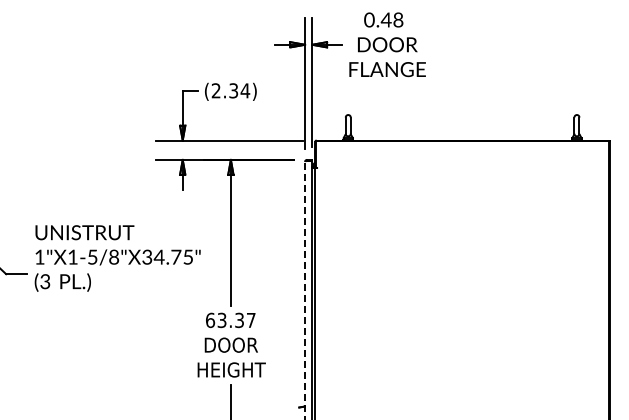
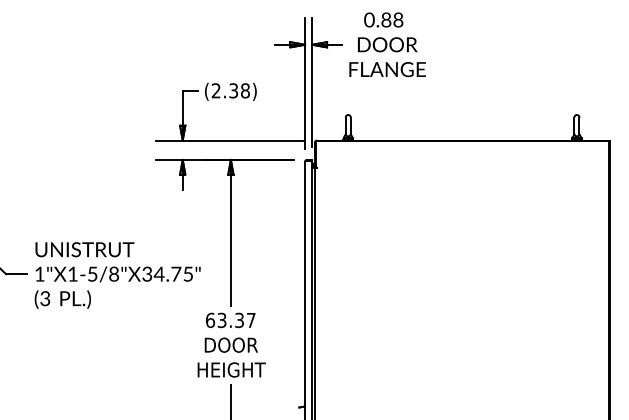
text: 0.48 -> 0.88 (385, 19)
text: (2.34) -> (2.38) (245, 90)
text position: (117, 258) -> (117, 275) (117, 275)
line: dashed -> solid (305, 290)
